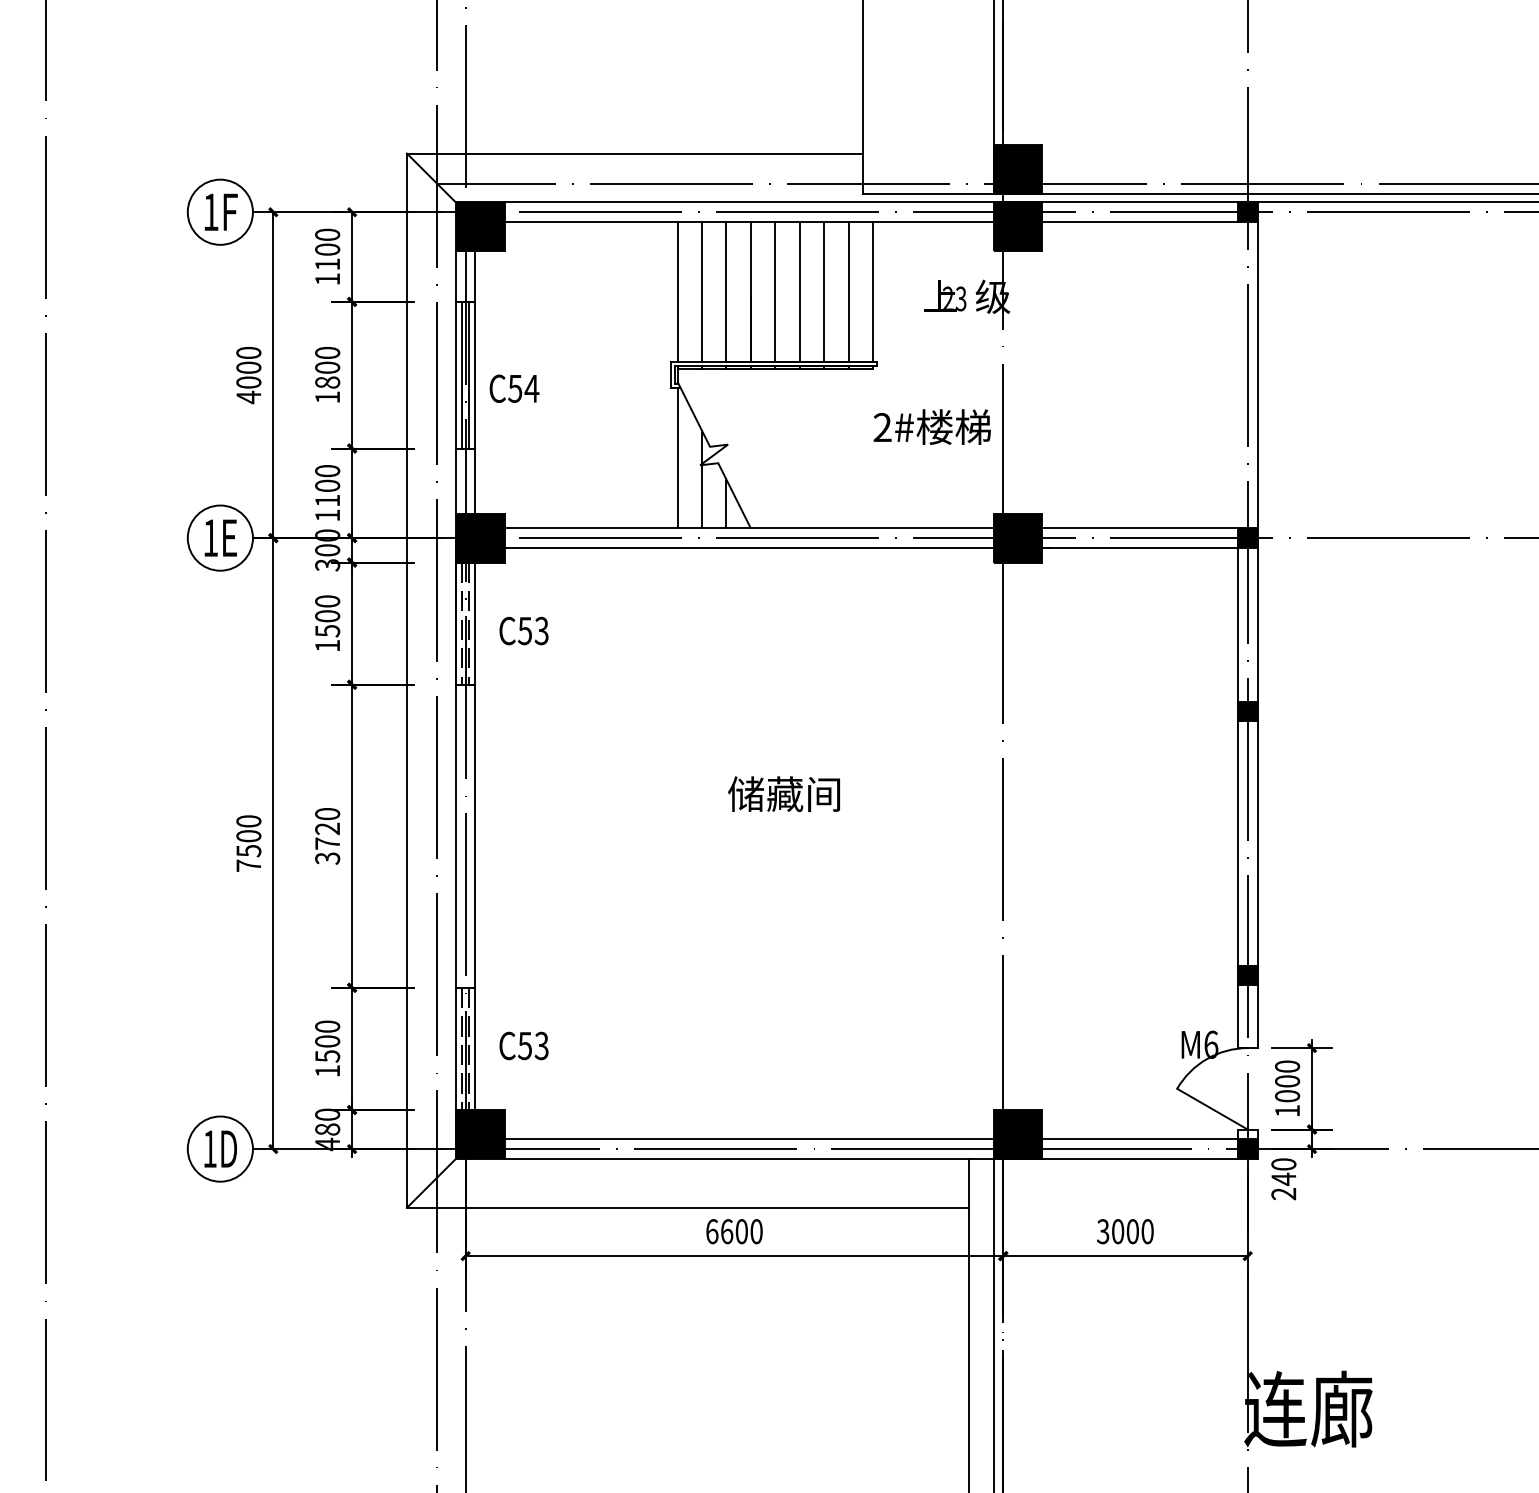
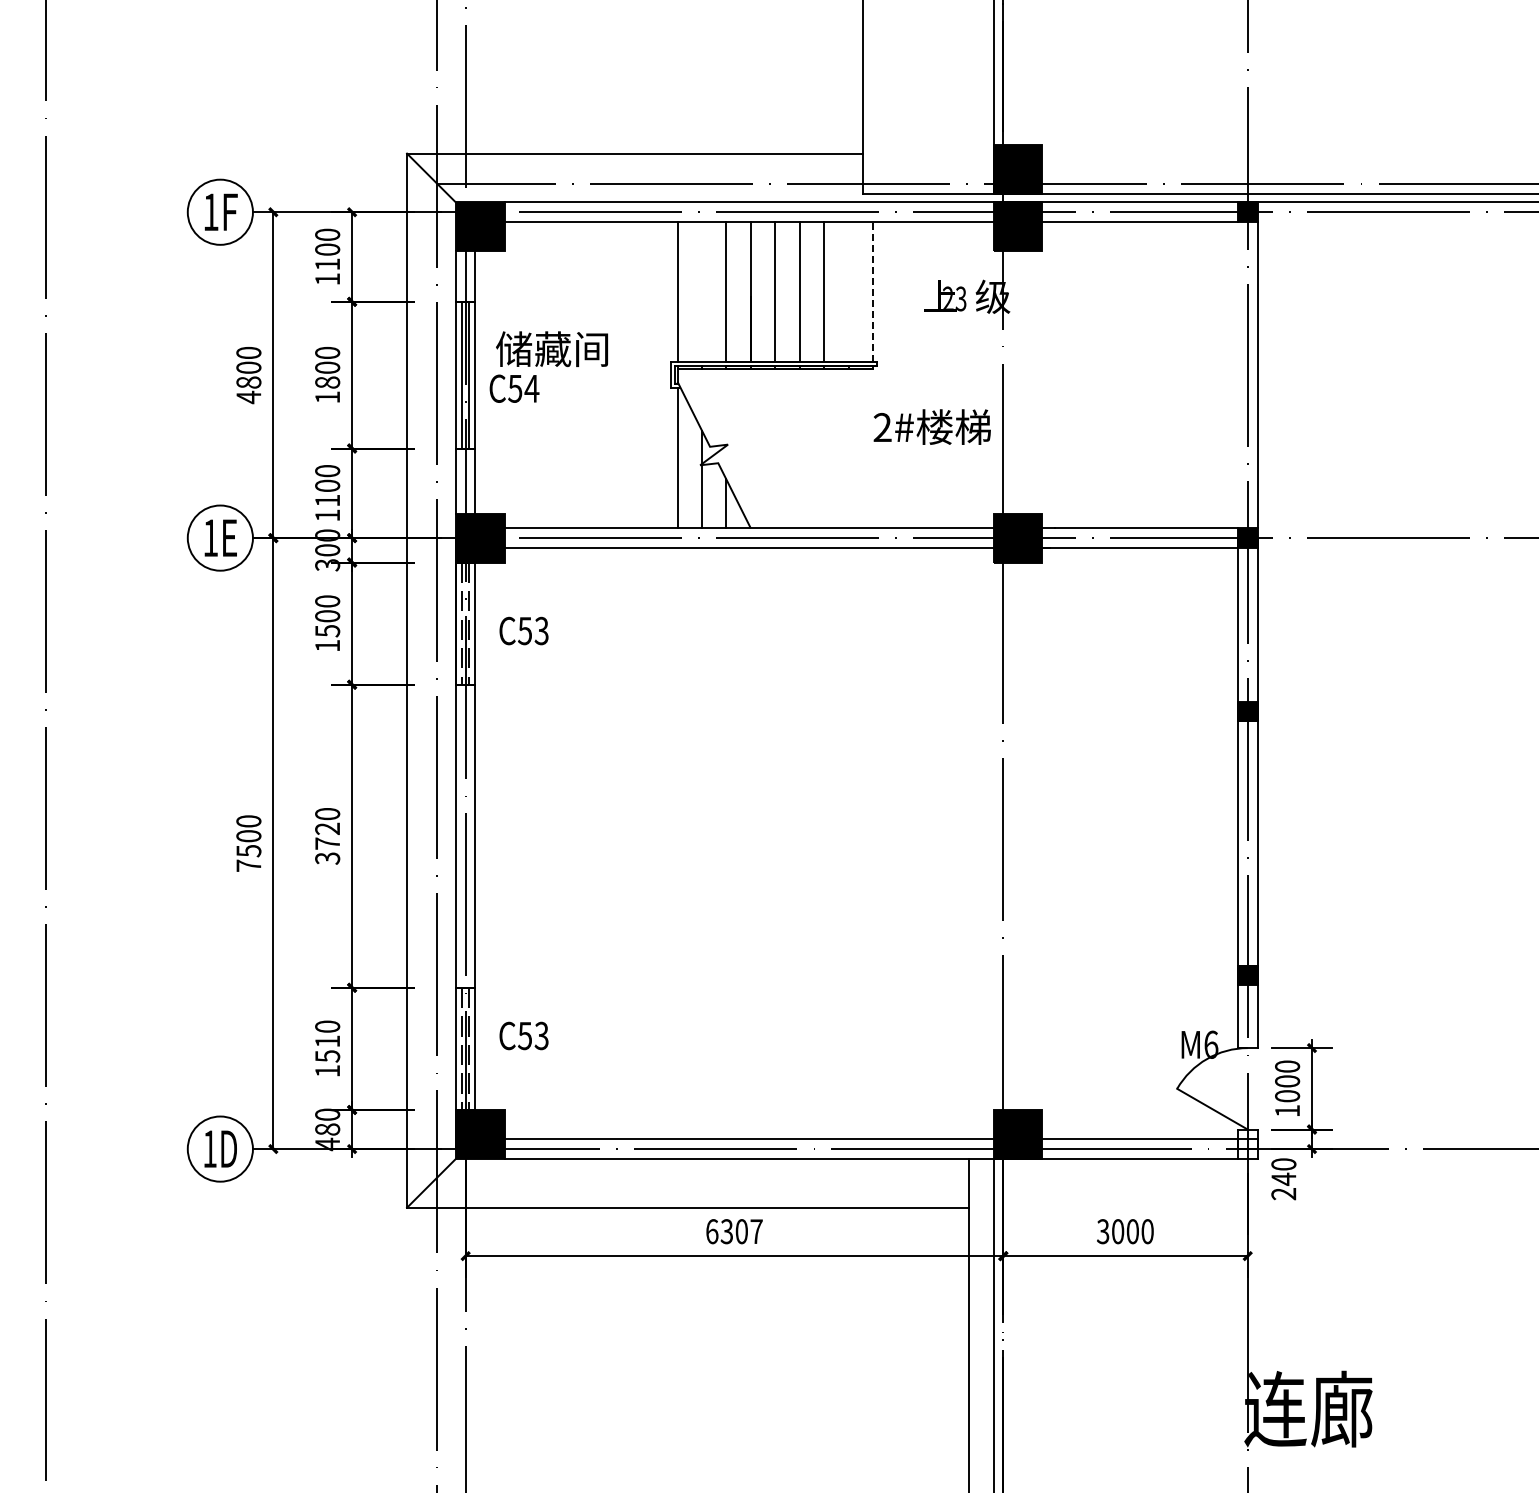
line: solid -> dashed (873, 291)
line: present -> none (701, 292)
line: present -> none (848, 292)
text: 4000 -> 4800 (248, 382)
text position: (783, 794) -> (551, 349) (551, 349)
text: 1500 -> 1510 (327, 1041)
text position: (523, 1045) -> (523, 1035) (523, 1035)
fill: present -> none (1247, 1148)
text: 6600 -> 6307 (741, 1231)
